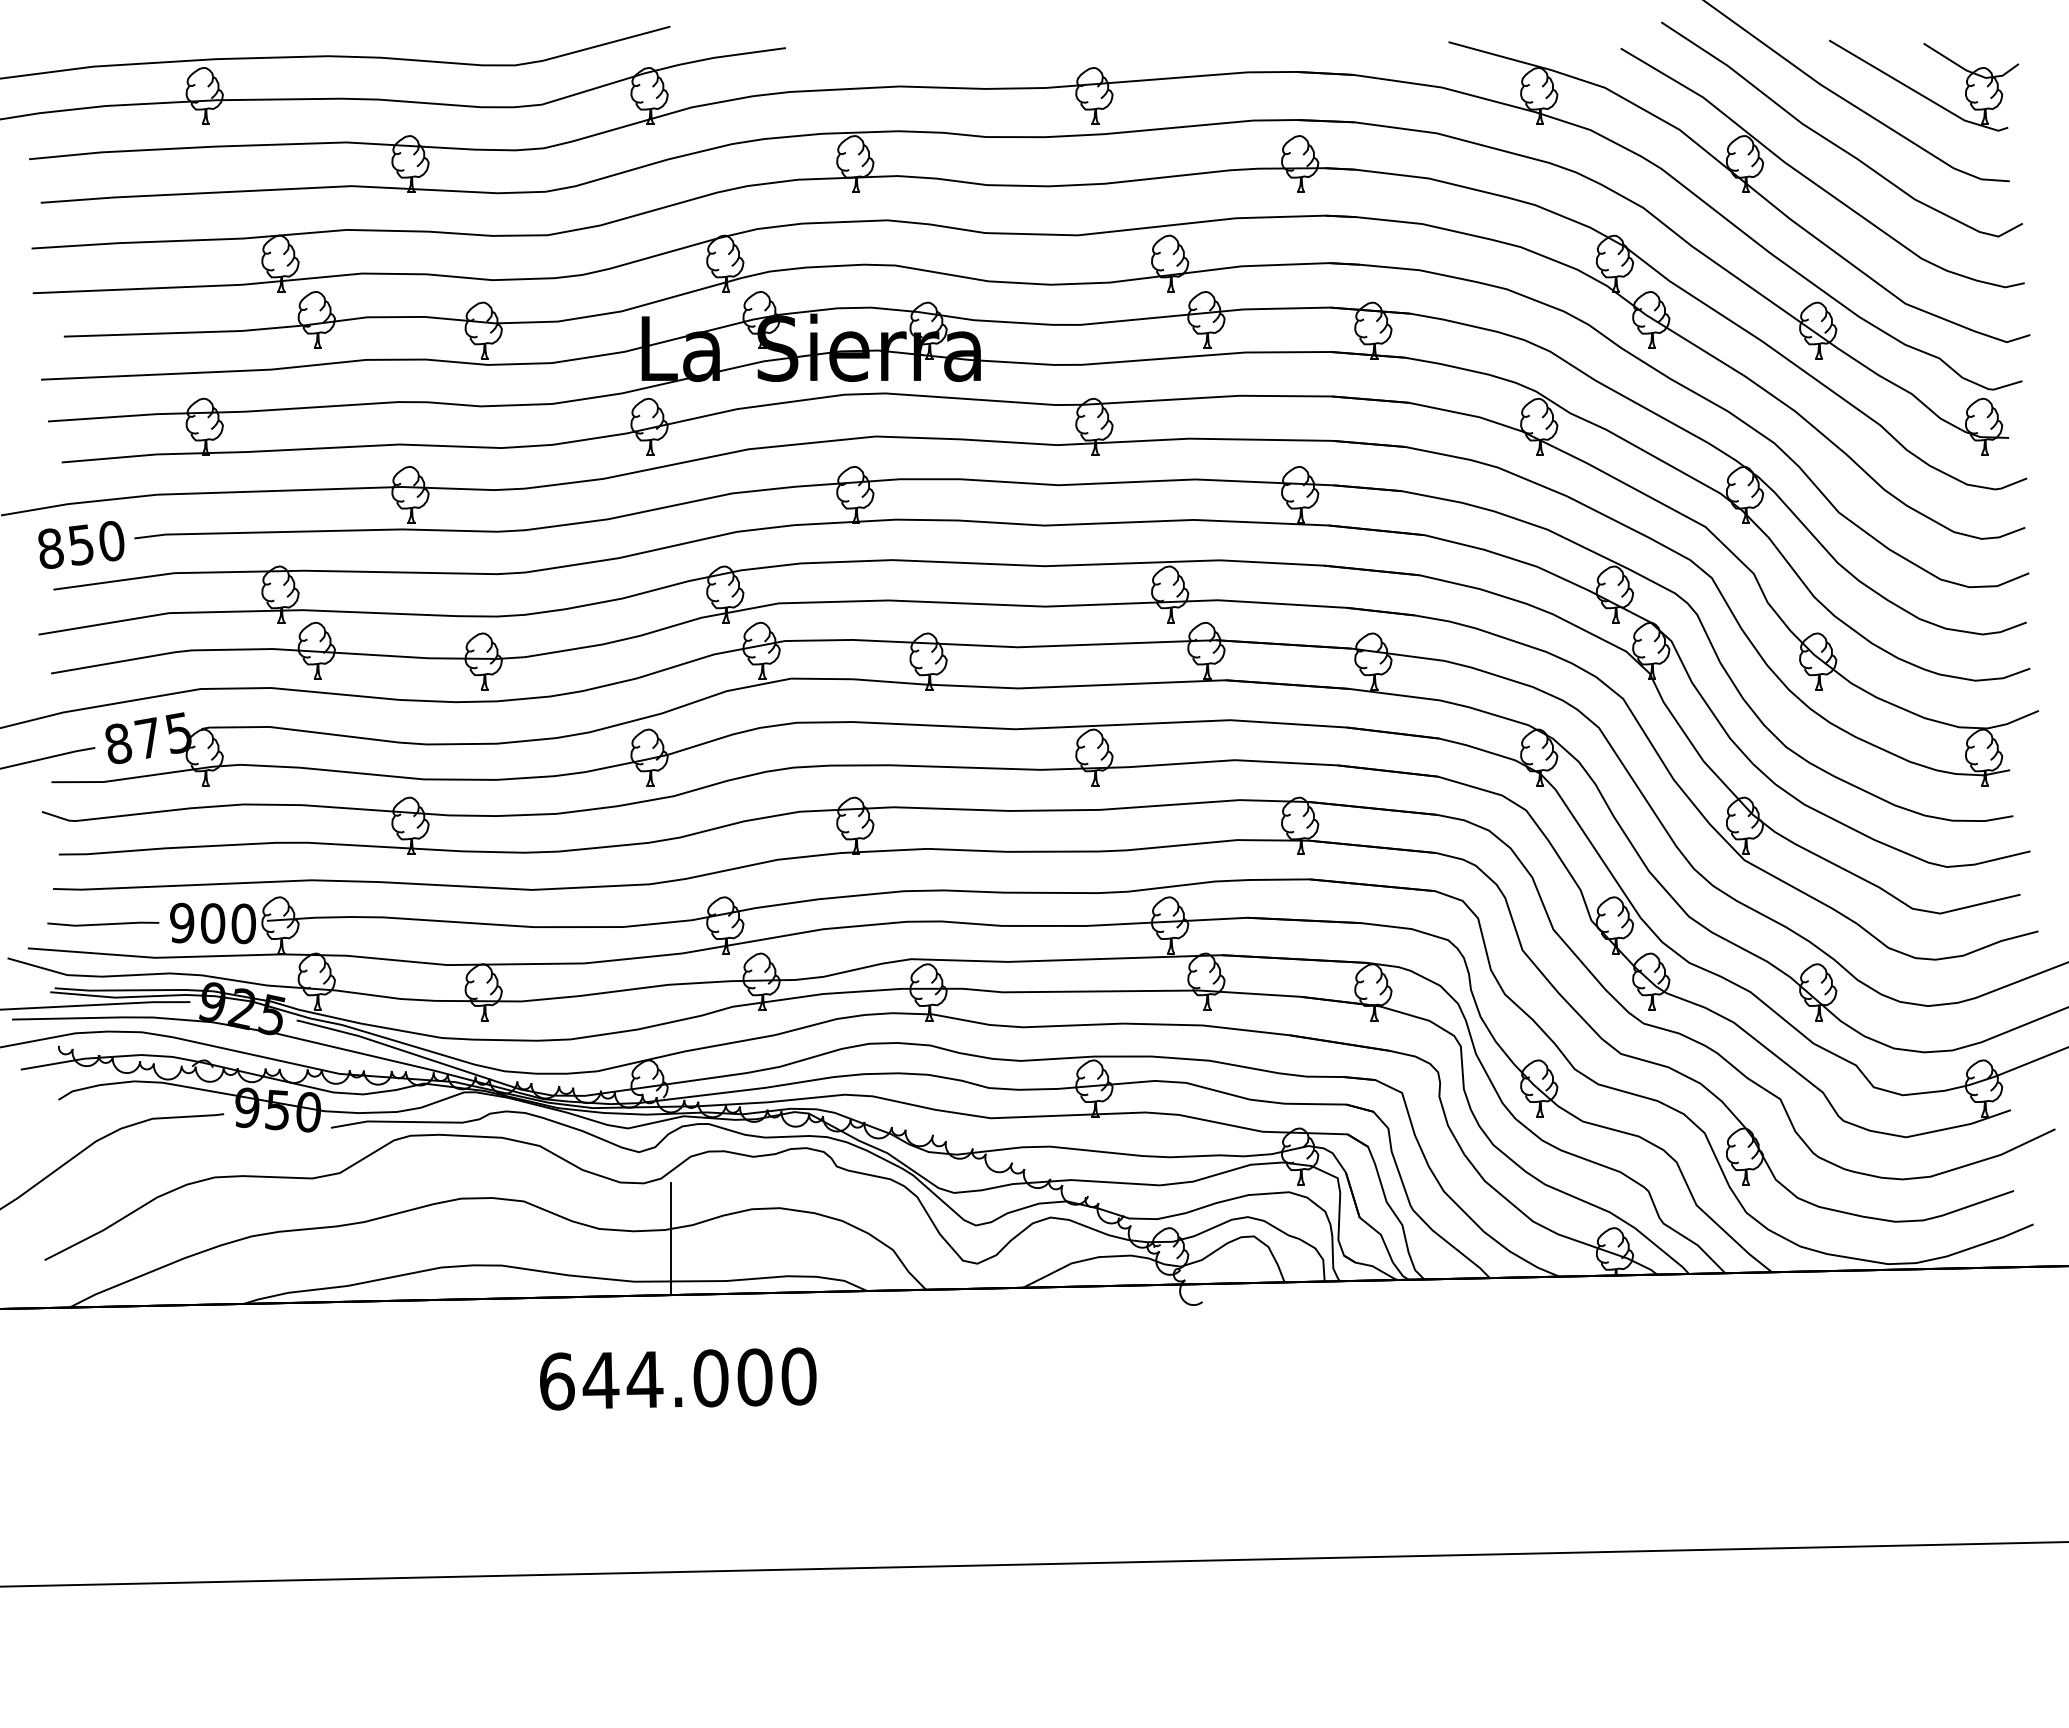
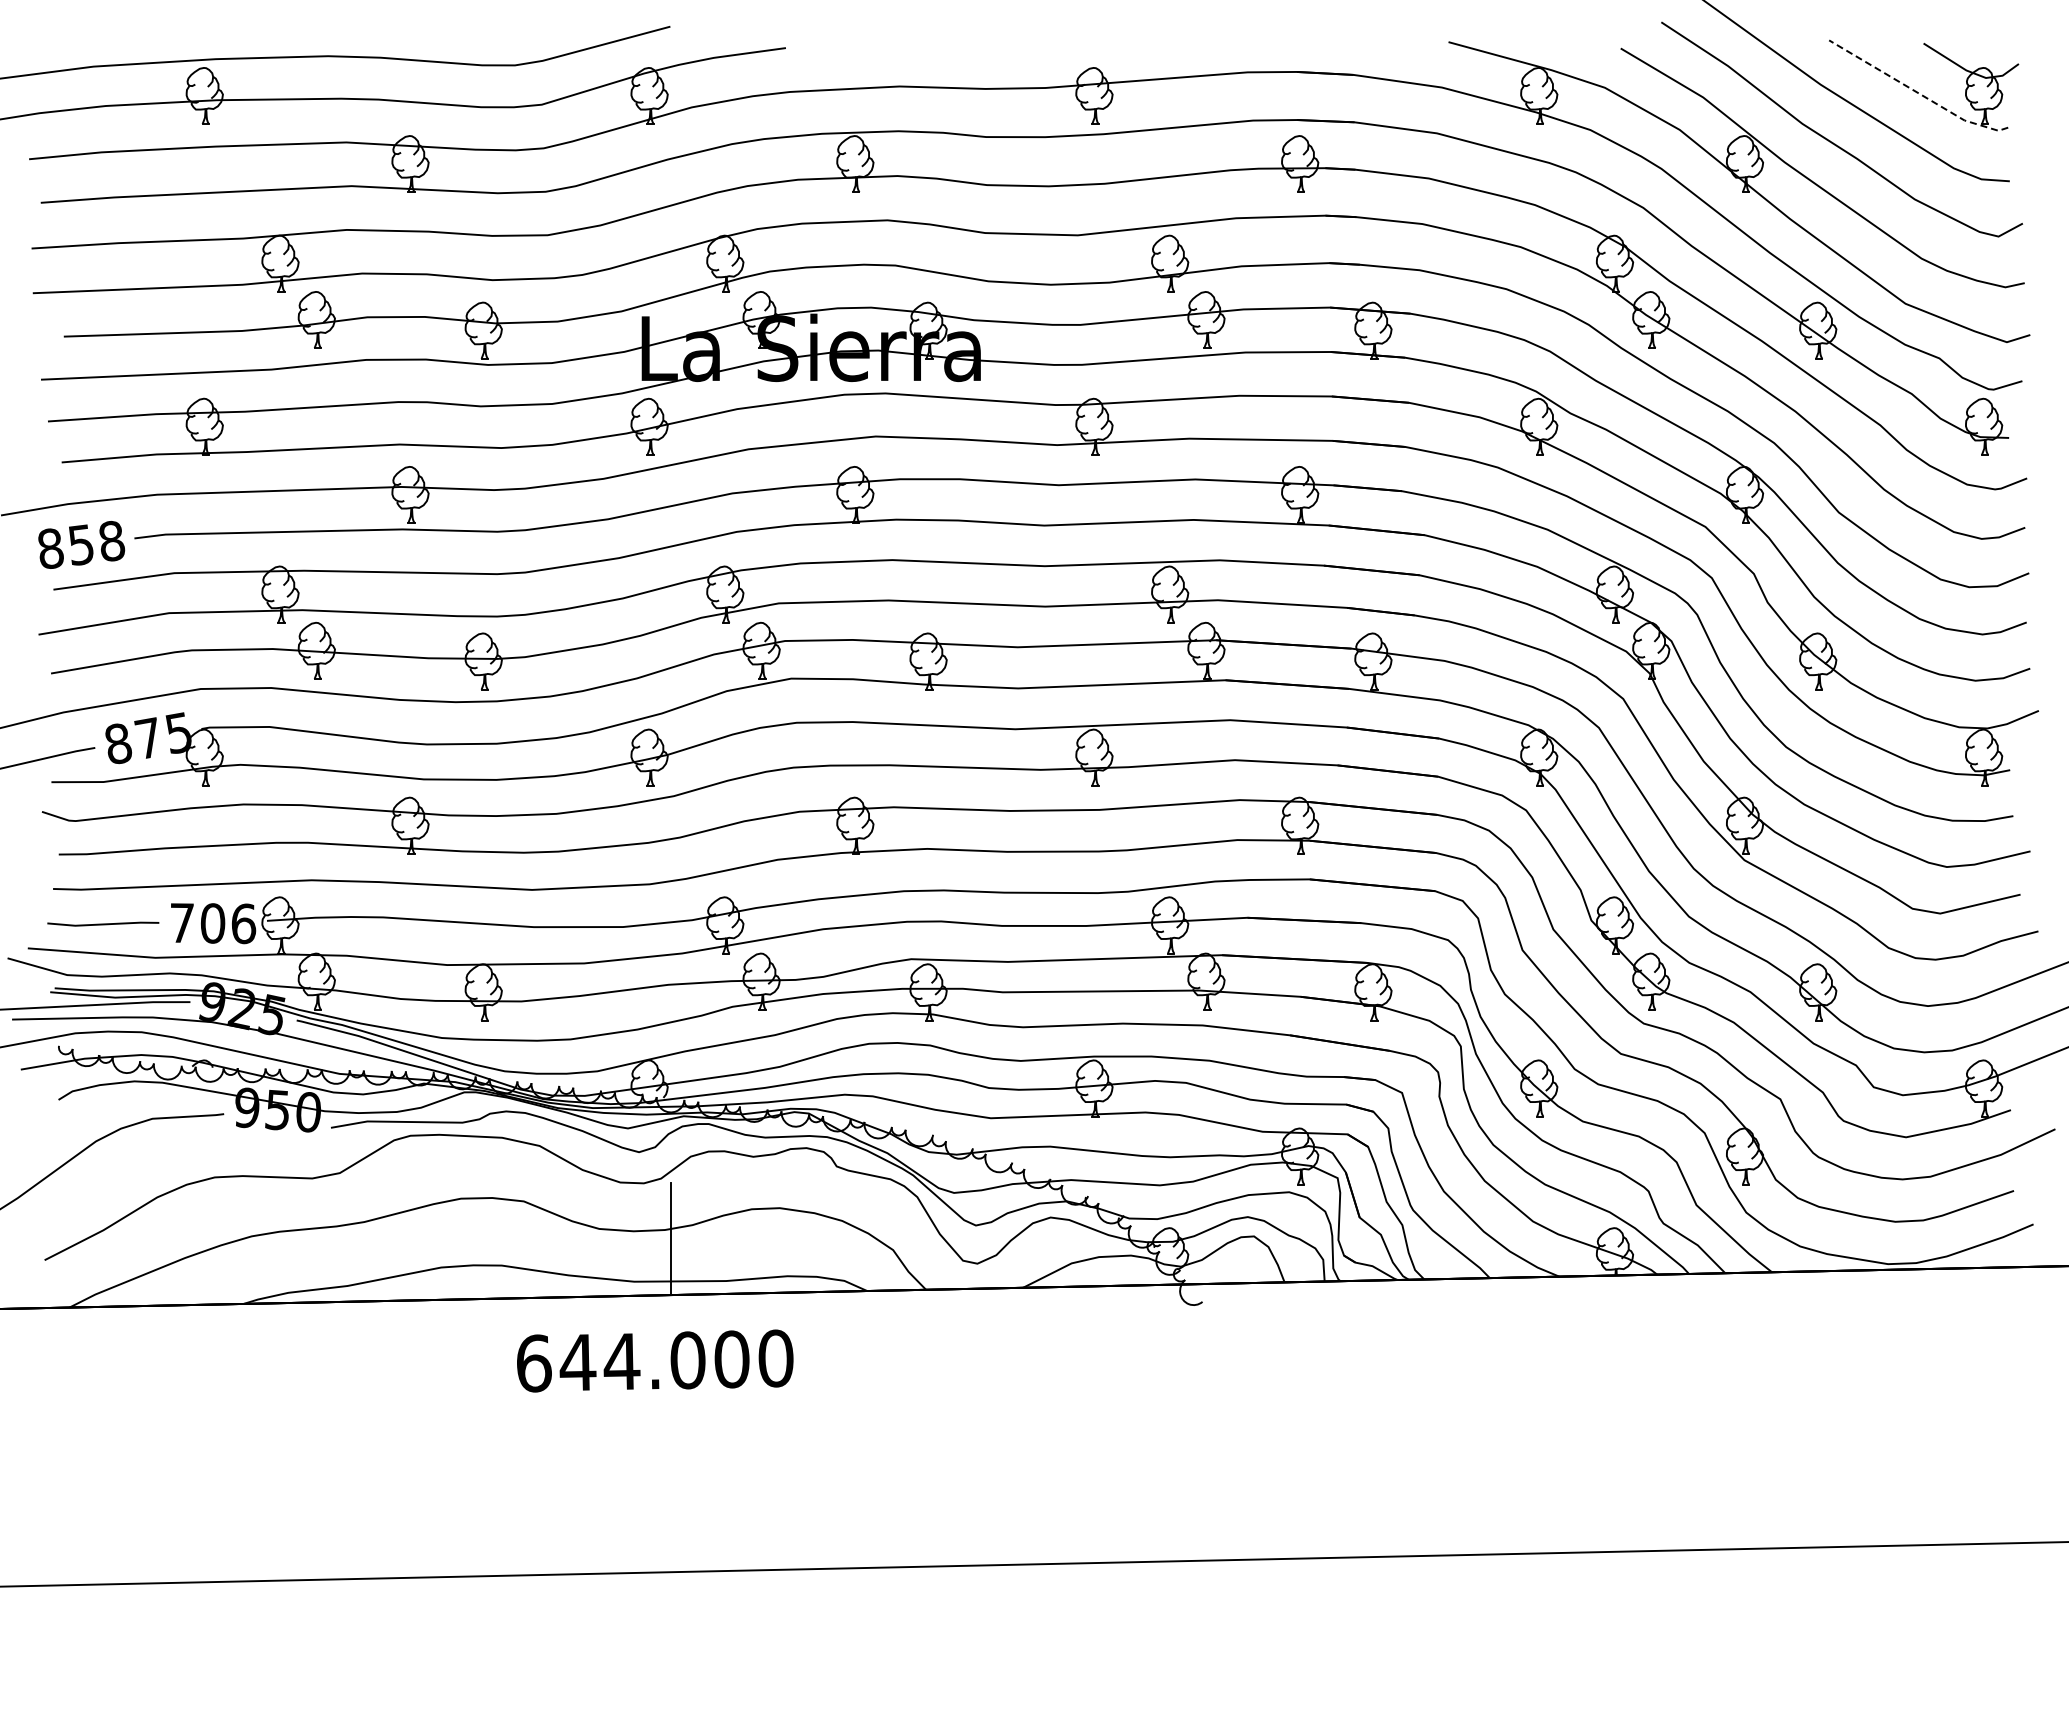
line: solid -> dashed (1917, 92)
text: 850 -> 858 (112, 541)
text: 900 -> 706 (213, 922)
text position: (678, 1378) -> (655, 1360) (655, 1360)
